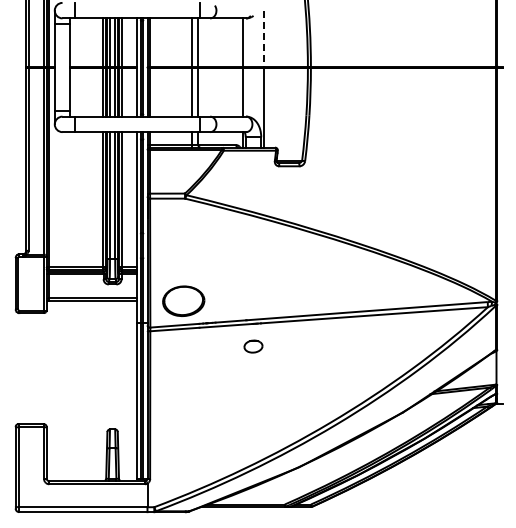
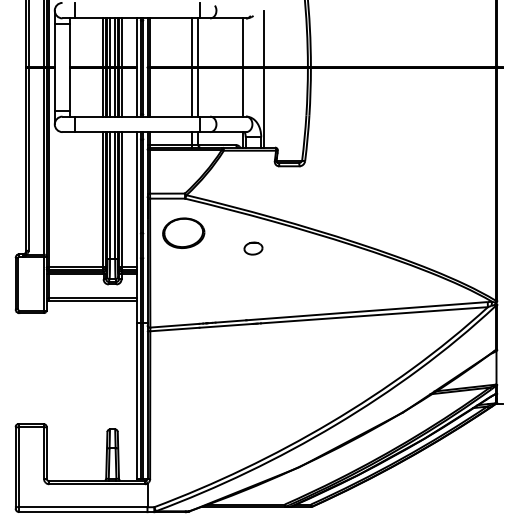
line: dashed -> solid (264, 38)
part position: (183, 300) -> (183, 232) (183, 232)
part position: (253, 346) -> (253, 248) (253, 248)
